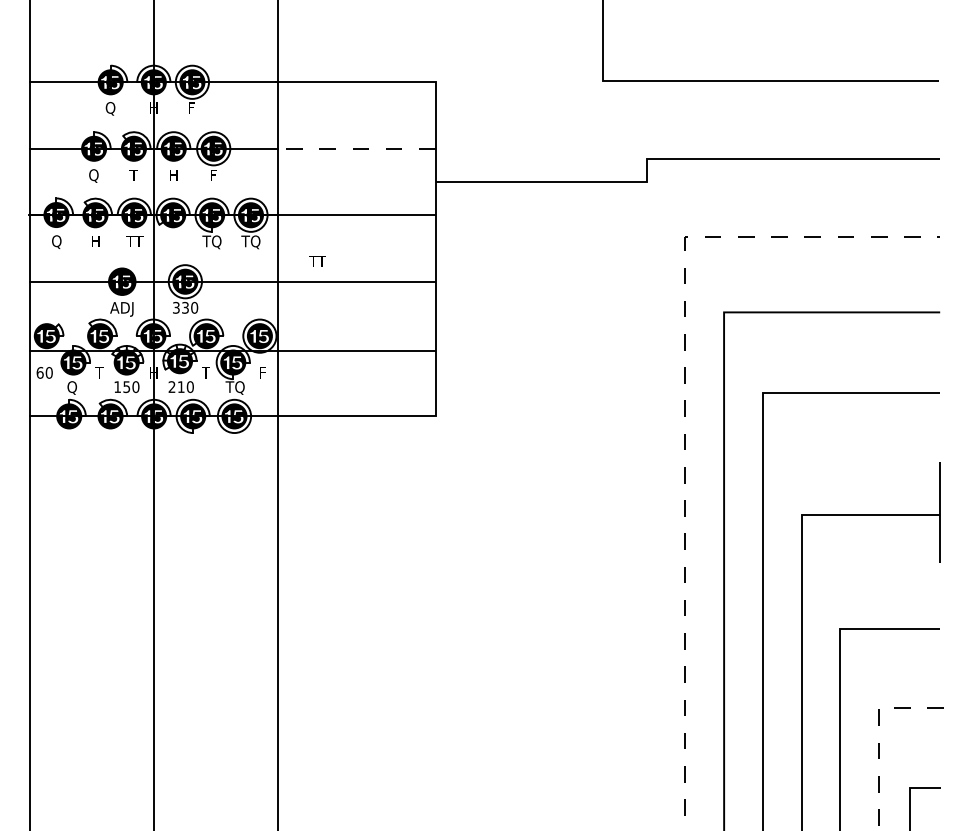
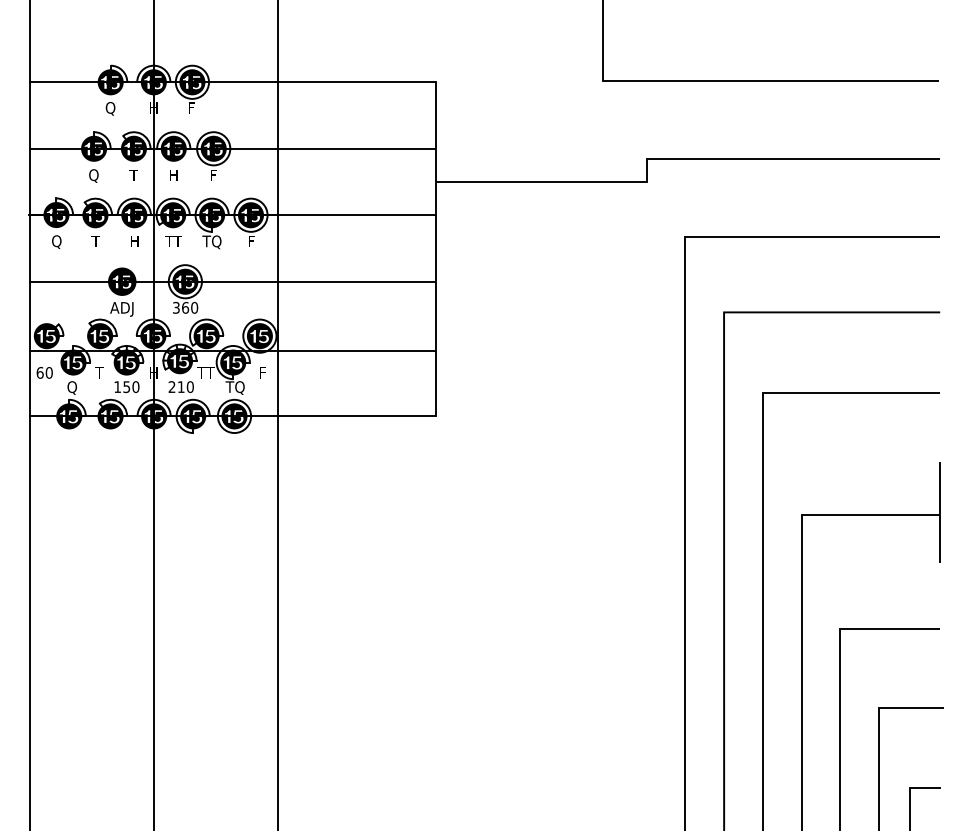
line: dashed -> solid (354, 148)
text: H -> T (95, 241)
text: TT -> H (134, 241)
text: TQ -> F (250, 242)
text position: (317, 261) -> (173, 241) (173, 241)
text: 330 -> 360 (185, 307)
text: T -> TT (205, 372)
line: dashed -> solid (685, 405)
line: dashed -> solid (879, 736)
